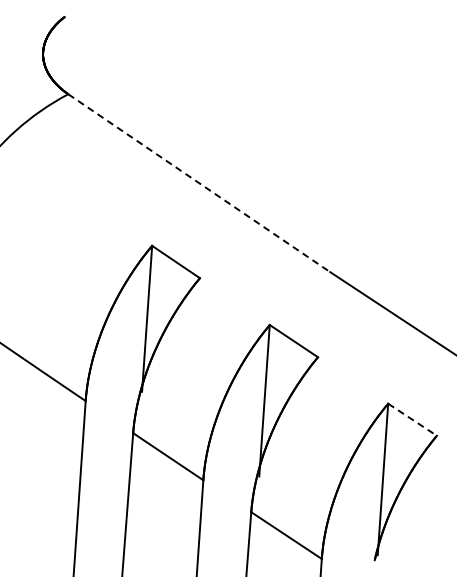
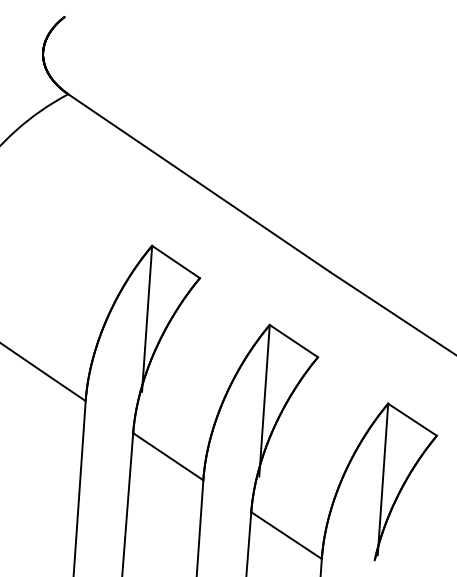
line: dashed -> solid (199, 183)
line: dashed -> solid (412, 420)
